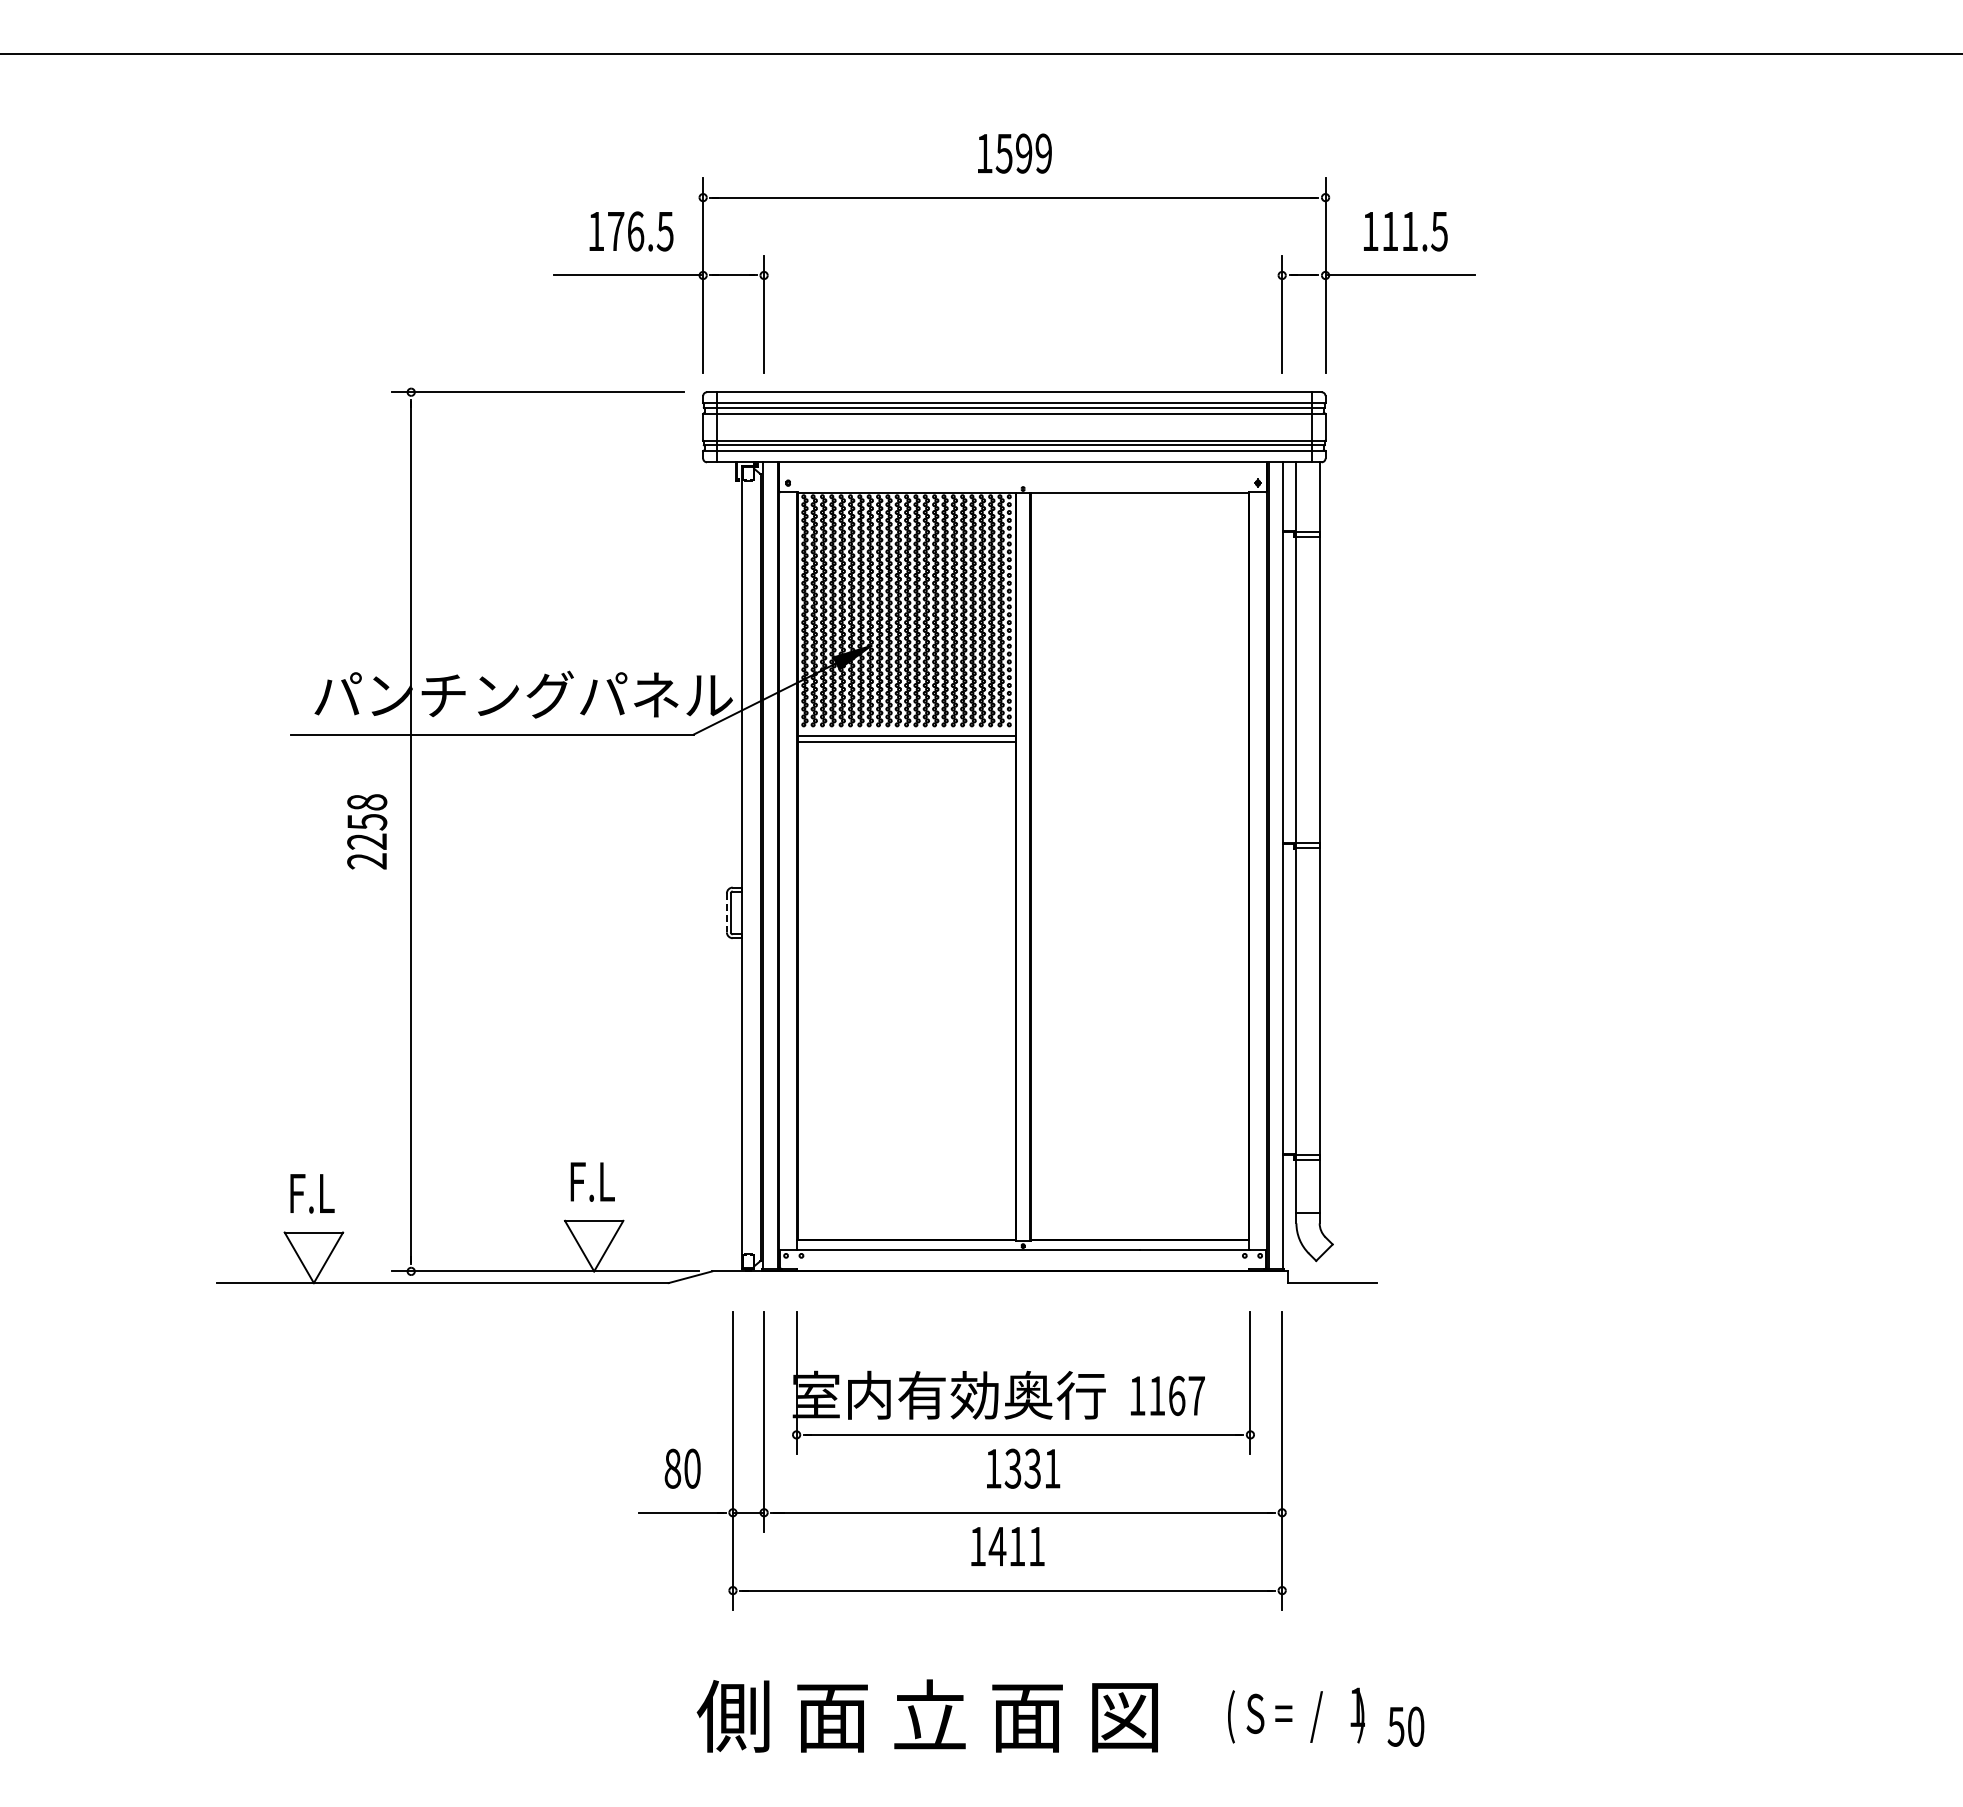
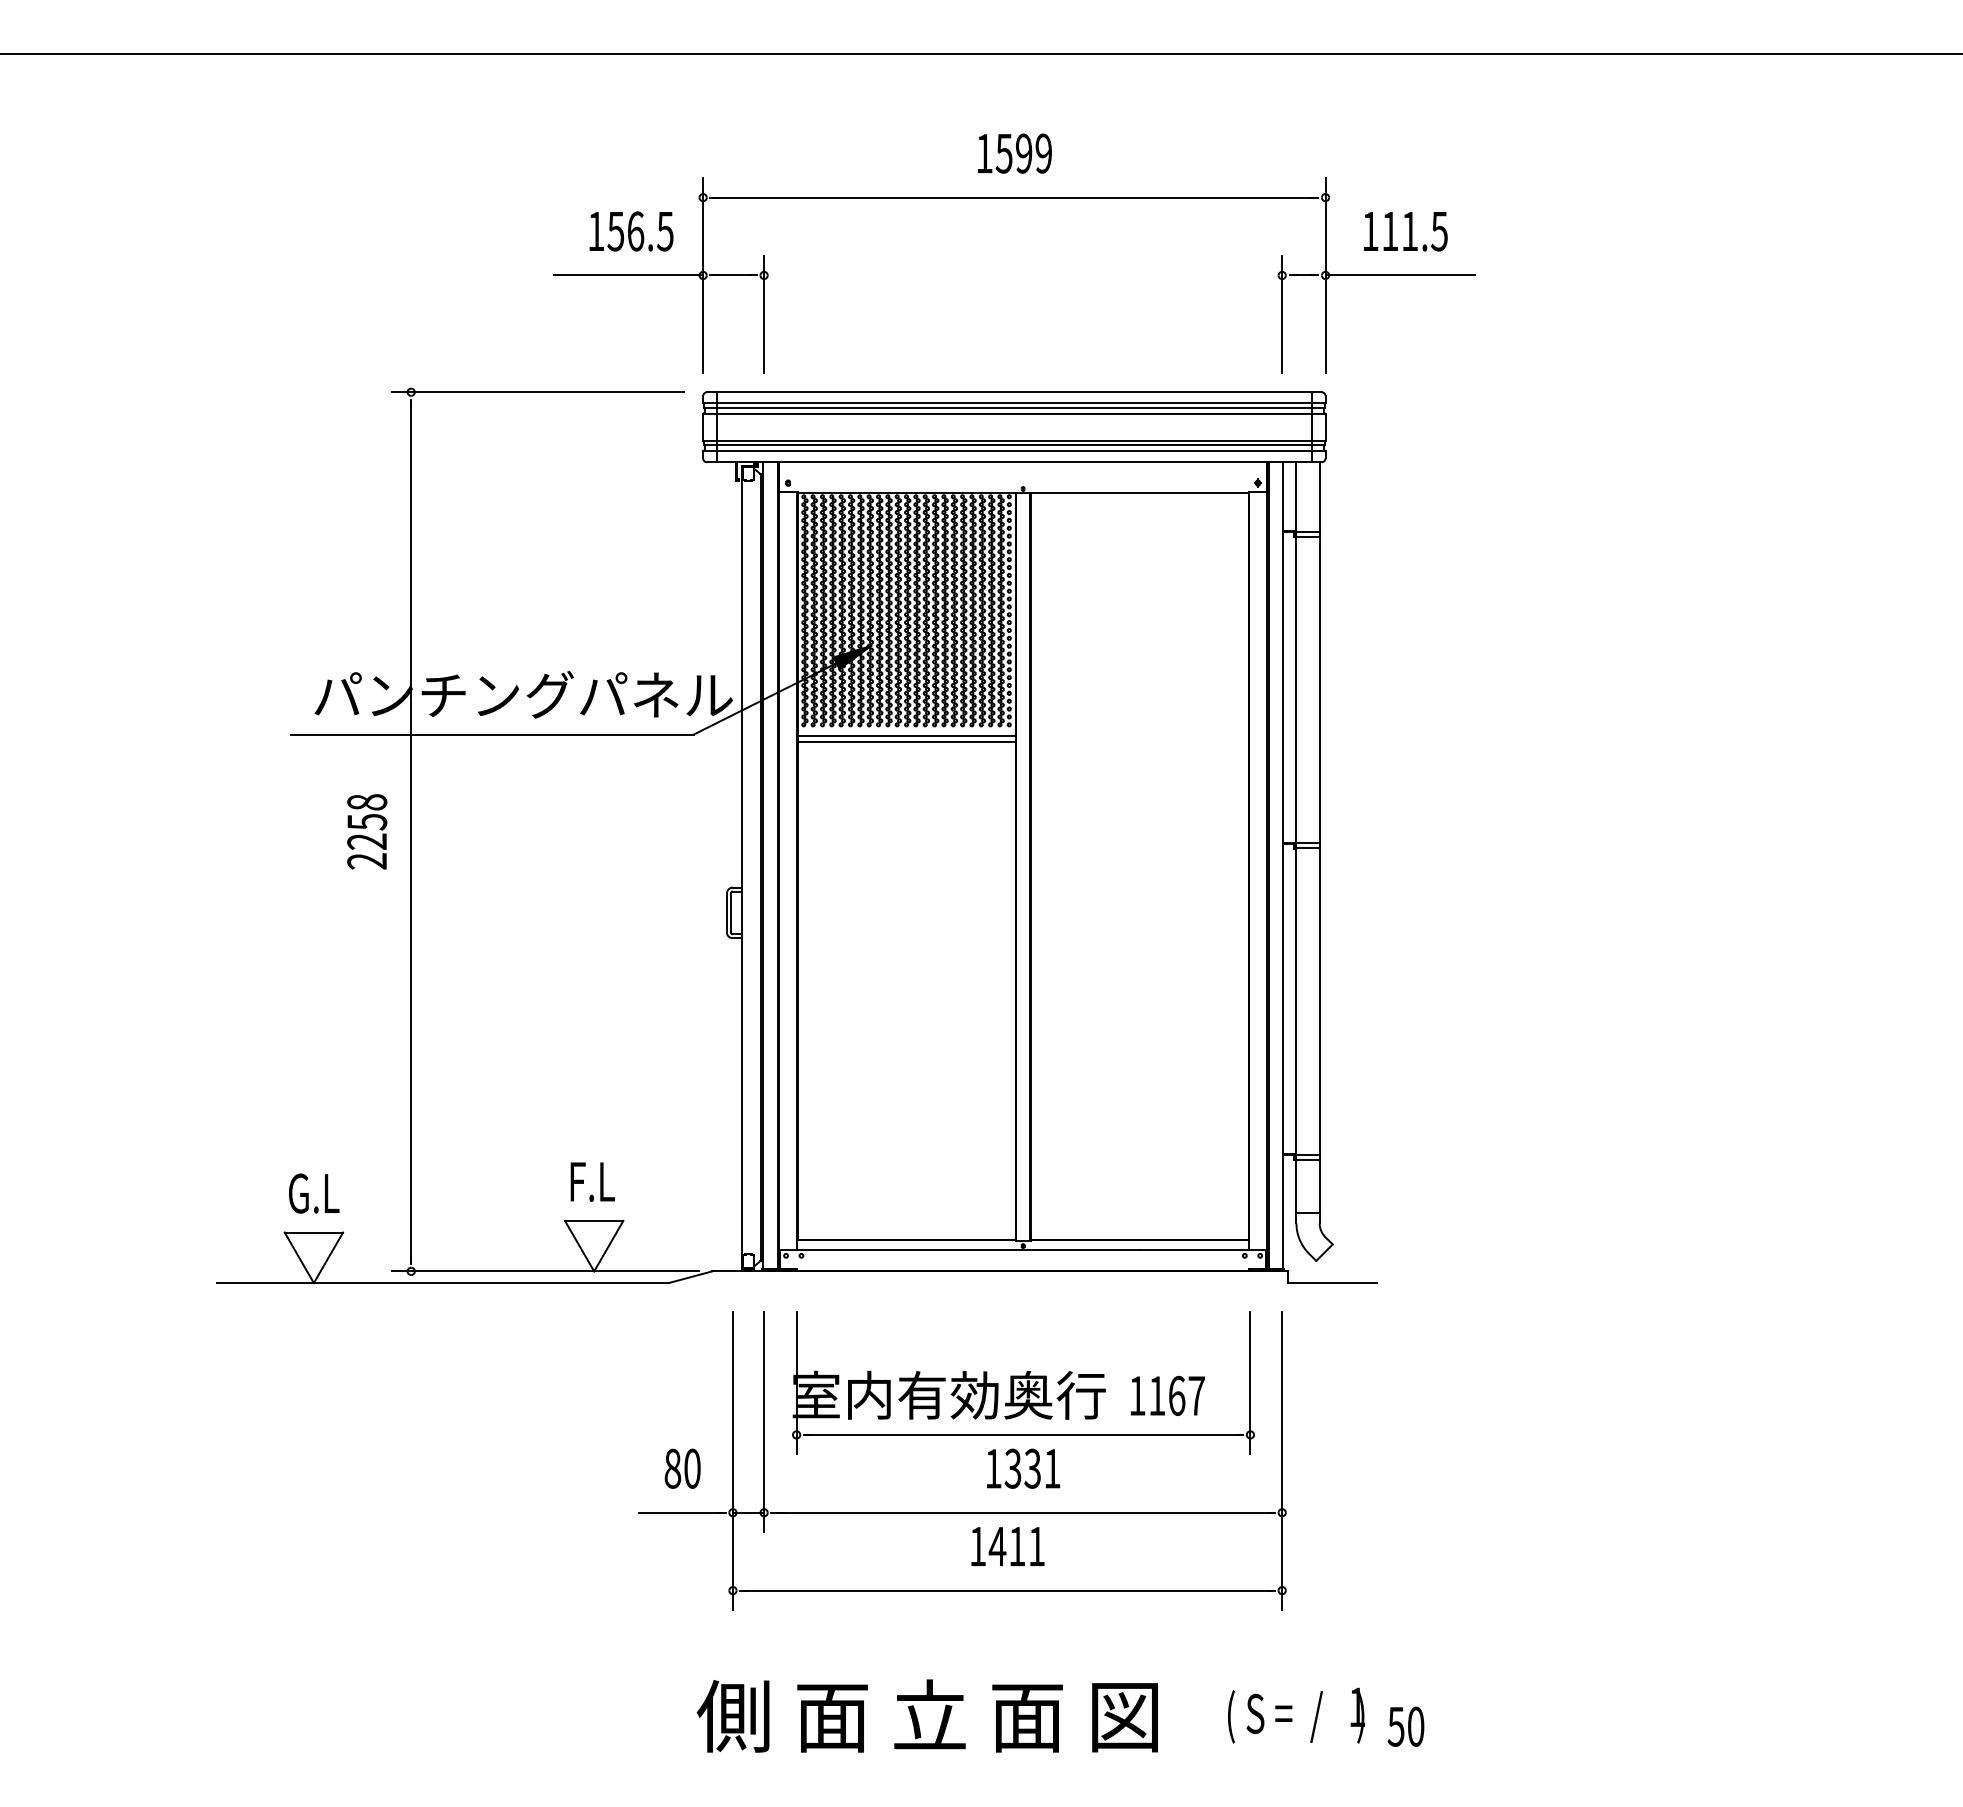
text: 176.5 -> 156.5 (615, 231)
line: dashed -> solid (726, 913)
text: F.L -> G.L (314, 1193)
